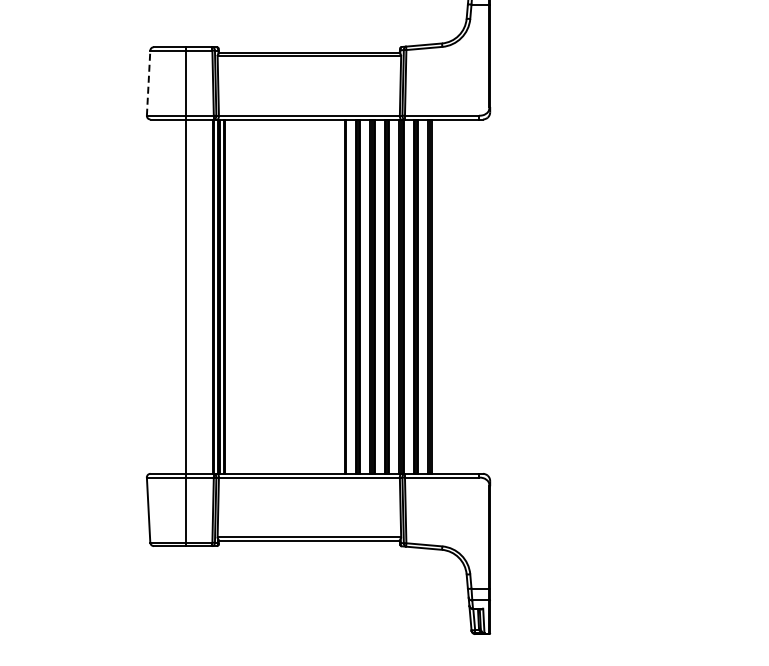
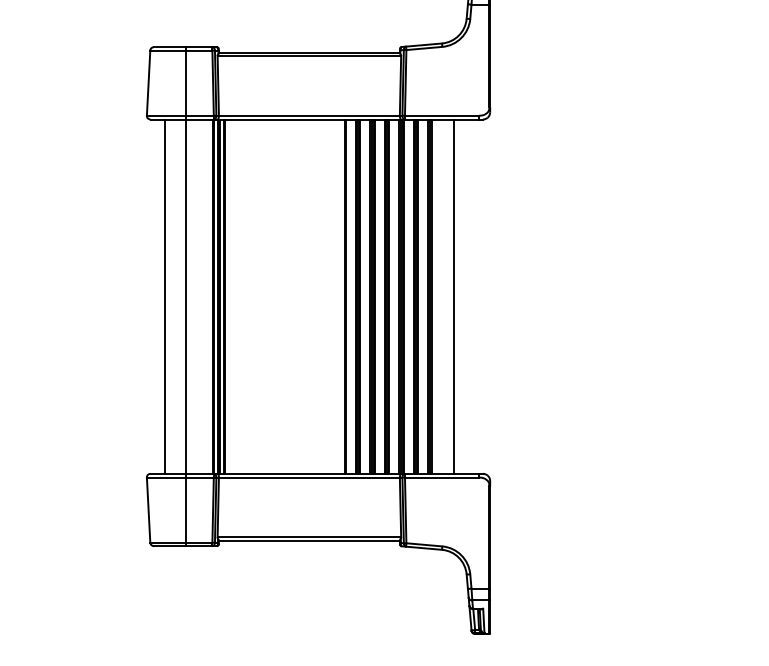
line: dashed -> solid (148, 83)
line: none -> present (164, 296)
line: none -> present (454, 296)
